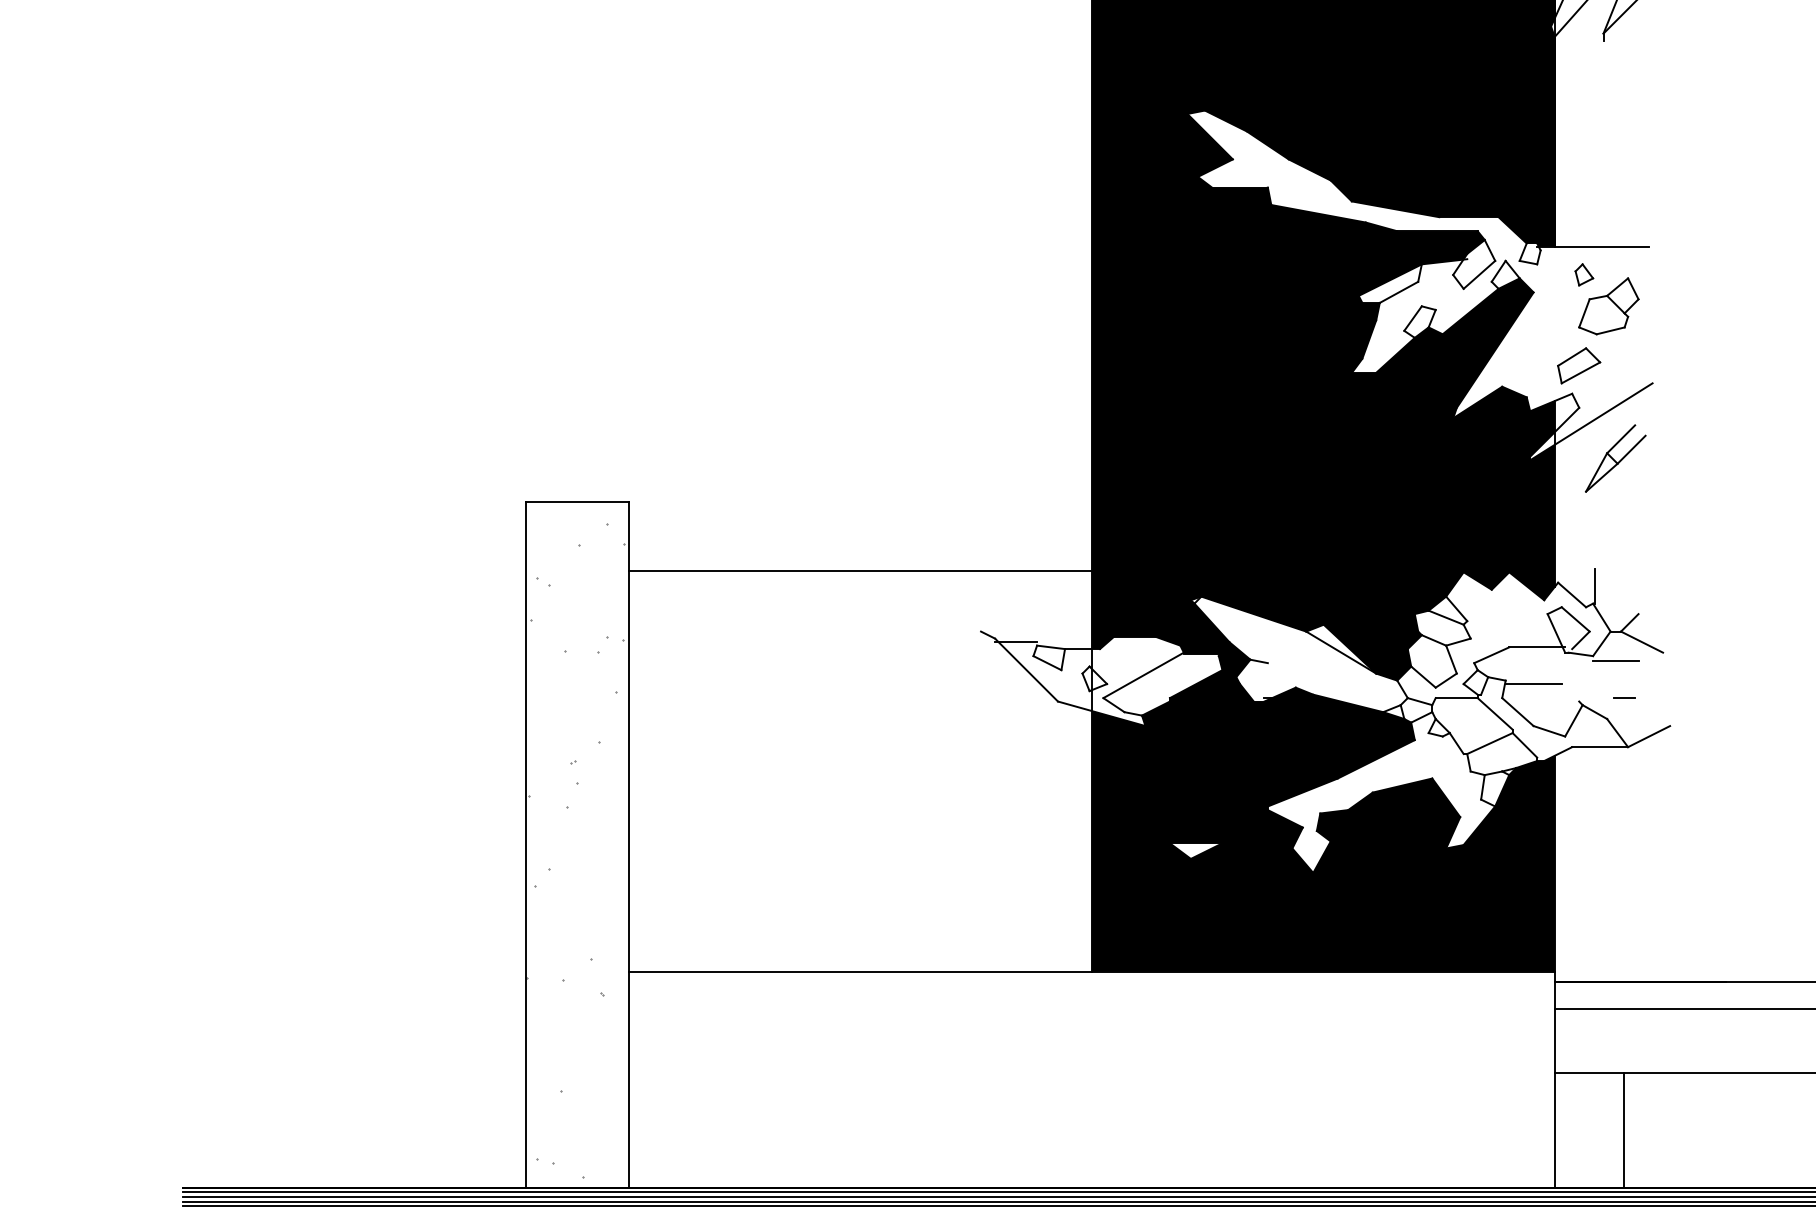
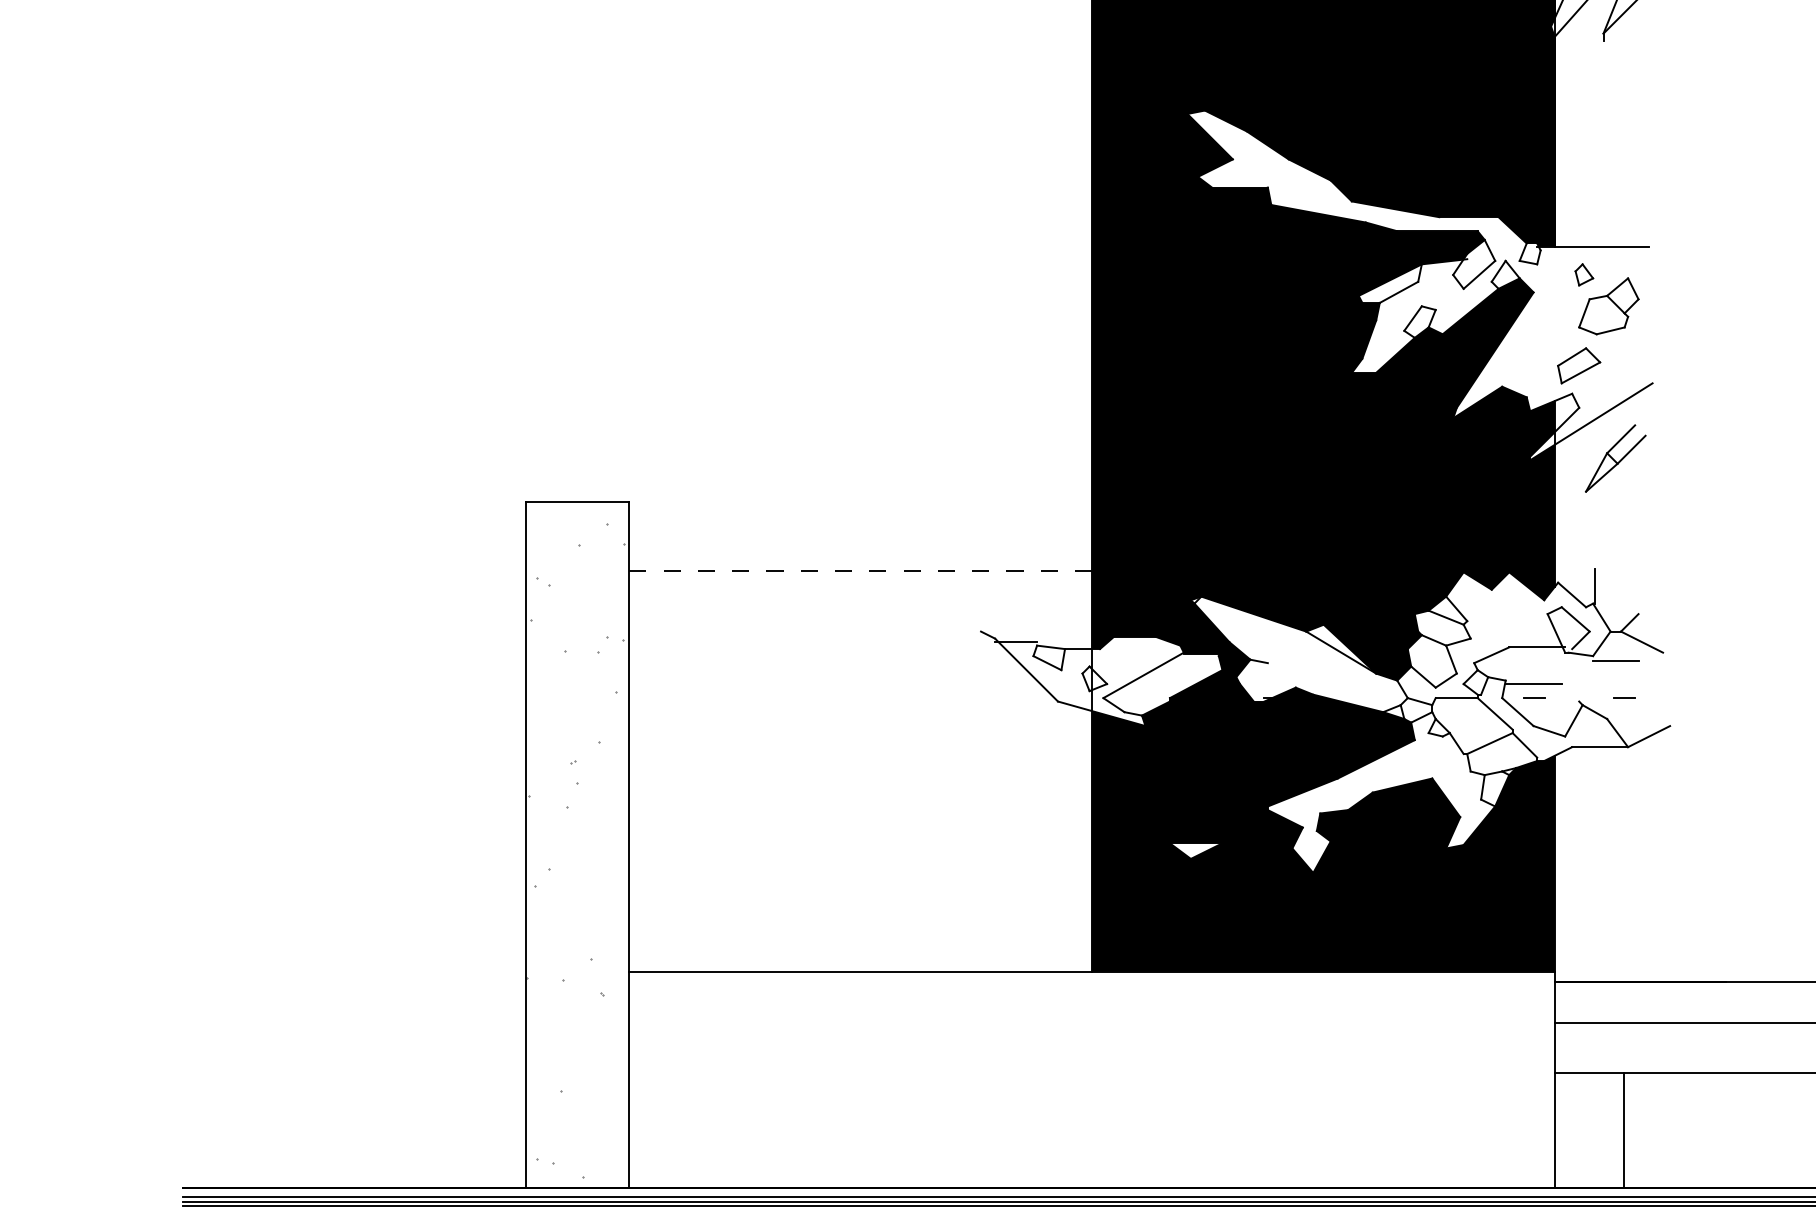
line: solid -> dashed (860, 570)
line: none -> present (1534, 697)
line position: (1683, 1009) -> (1683, 1023) (1683, 1023)
line: present -> none (997, 1192)
